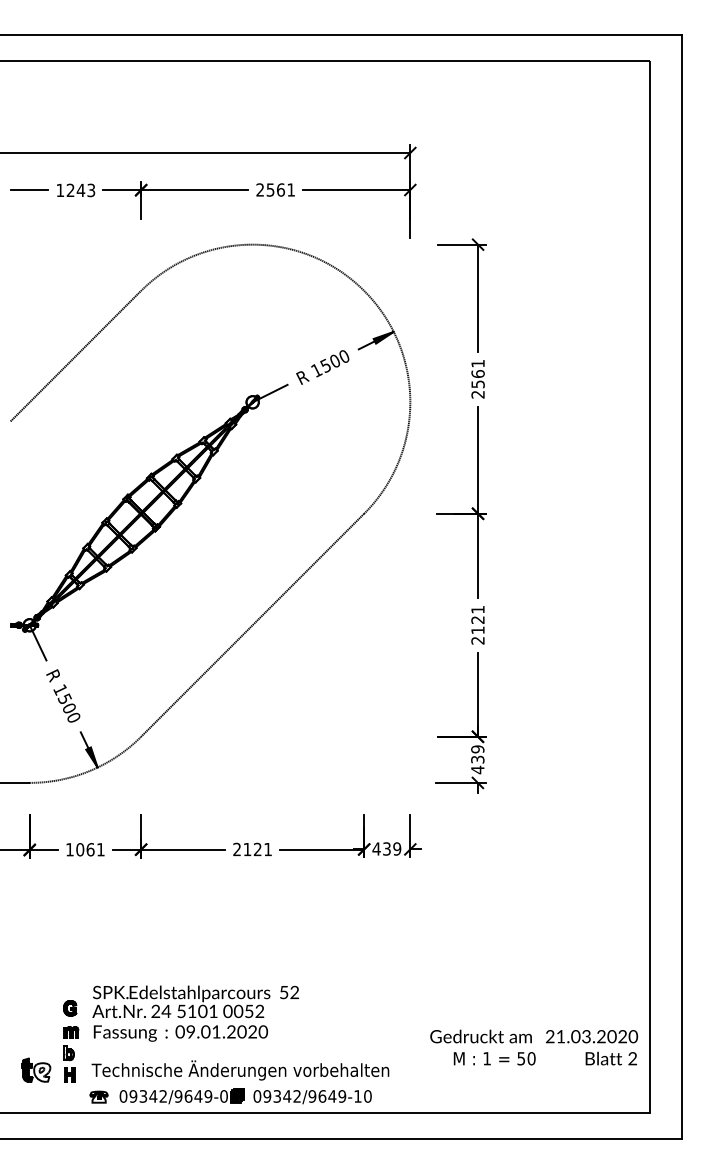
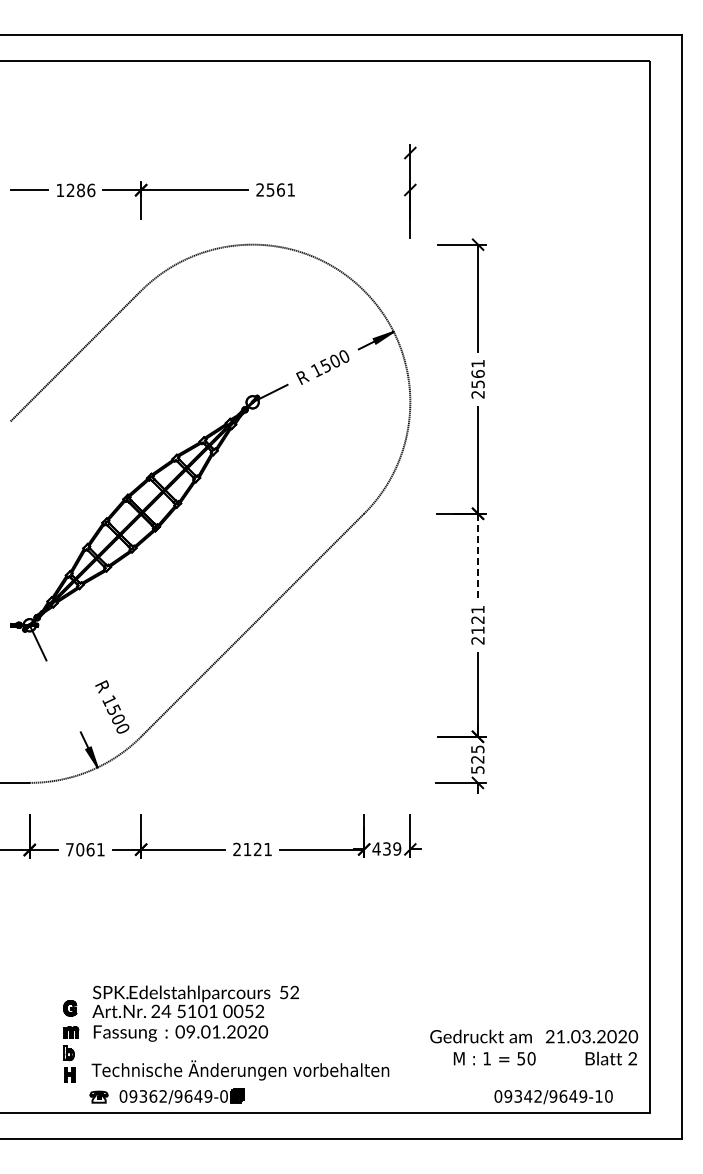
line: present -> none (206, 153)
text: 1243 -> 1286 (85, 190)
line: present -> none (356, 190)
line: solid -> dashed (478, 555)
text position: (63, 695) -> (112, 706) (112, 706)
text: 439 -> 525 (477, 759)
text: 1061 -> 7061 (69, 849)
part: present -> none (36, 1069)
text: 09342/9649-0 -> 09362/9649-0 (153, 1096)
text position: (312, 1097) -> (553, 1097) (553, 1097)
